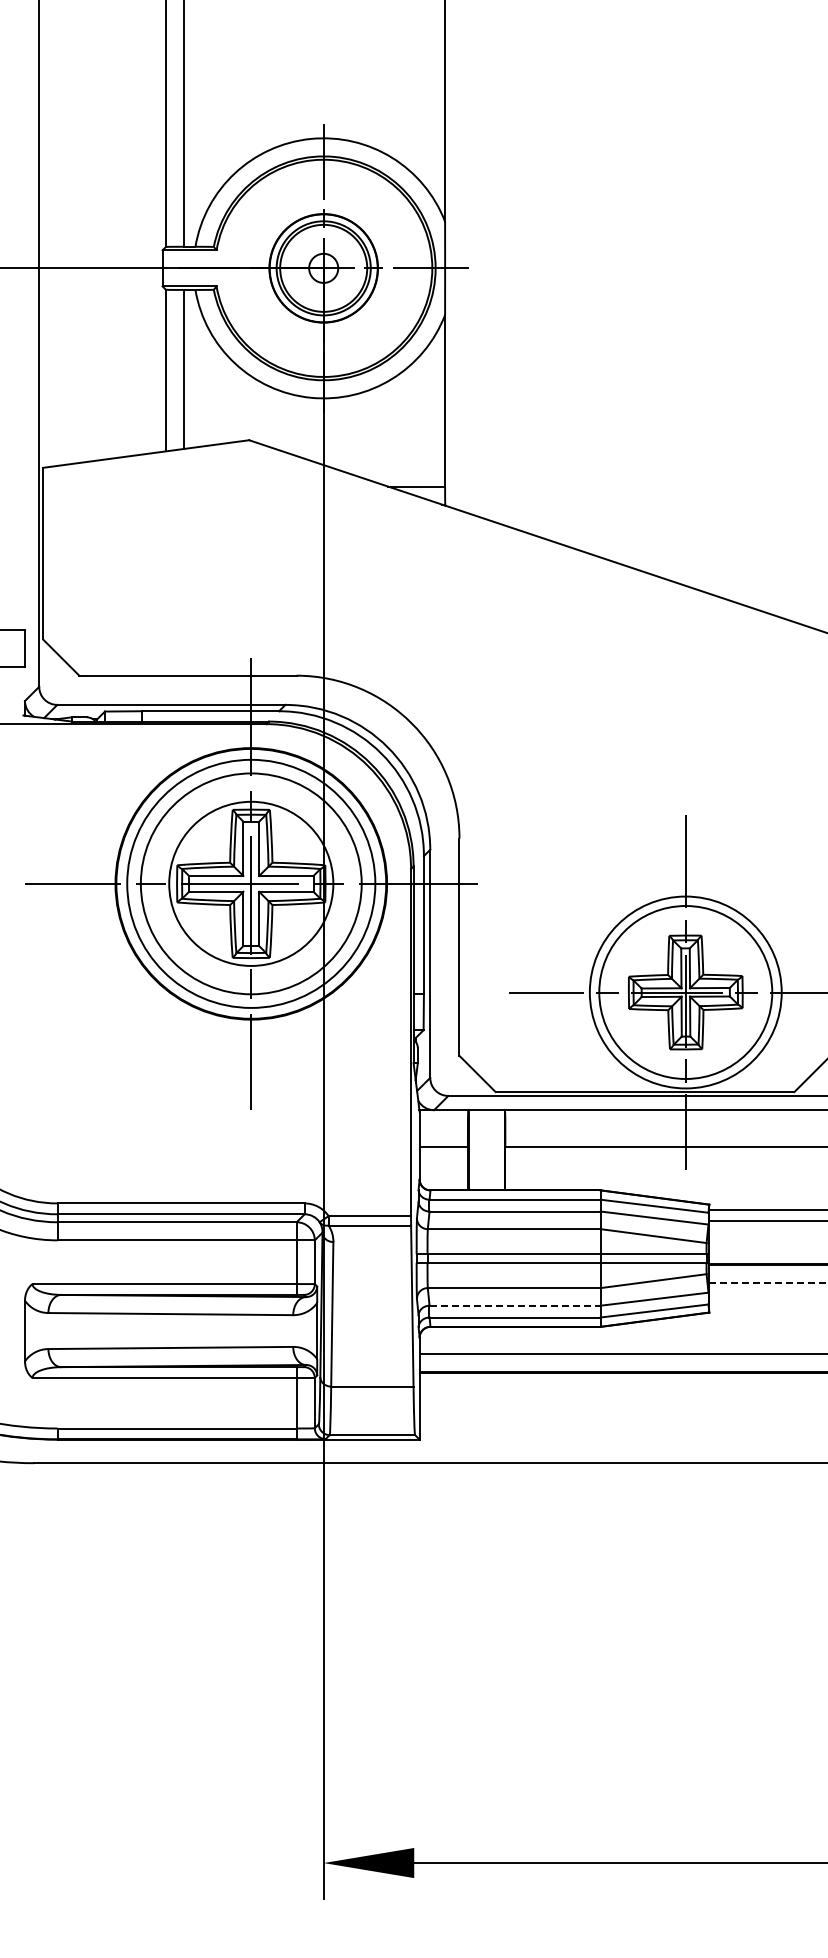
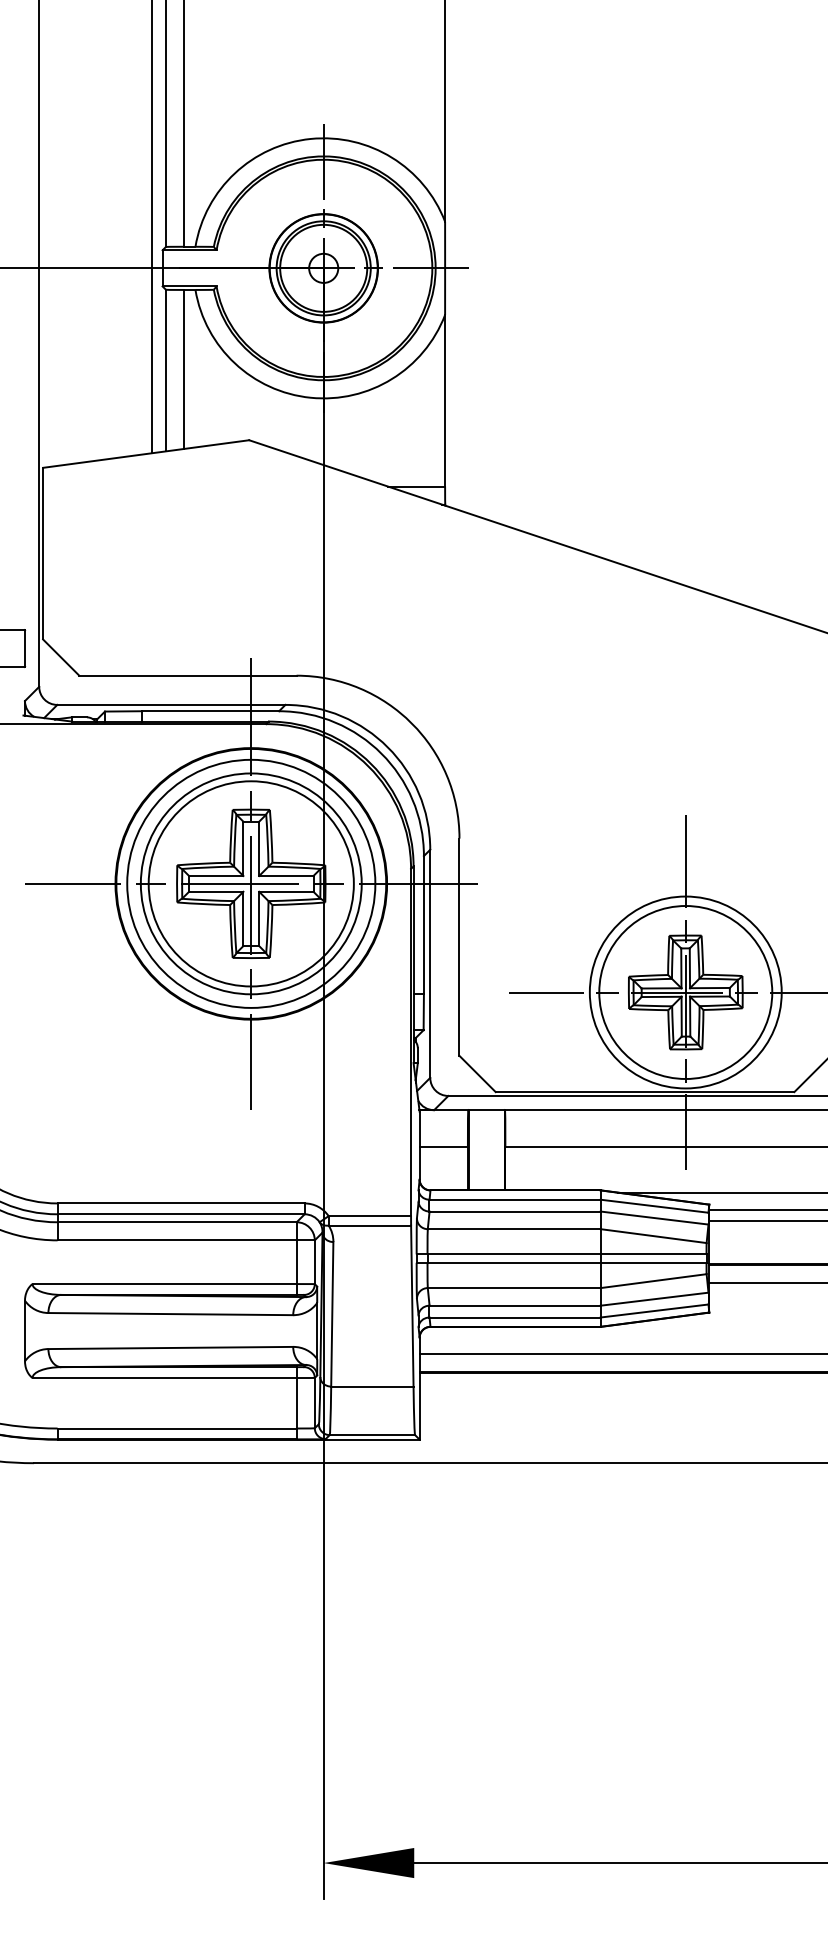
line: none -> present (151, 227)
circle diameter: 164 px -> 205 px (250, 883)
line: none -> present (721, 1192)
line: dashed -> solid (768, 1282)
line: dashed -> solid (515, 1305)
